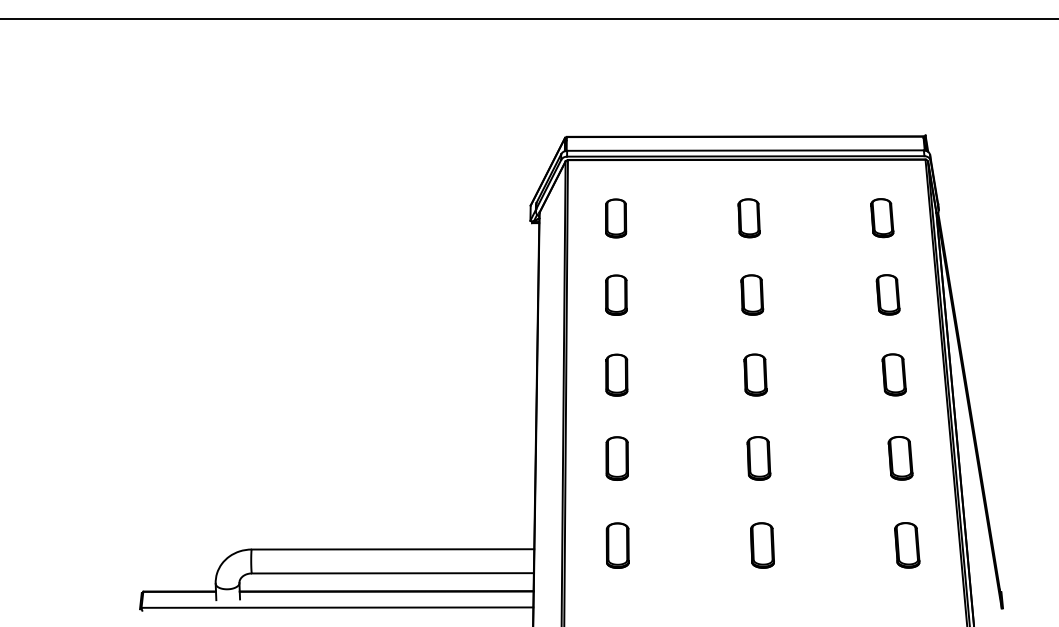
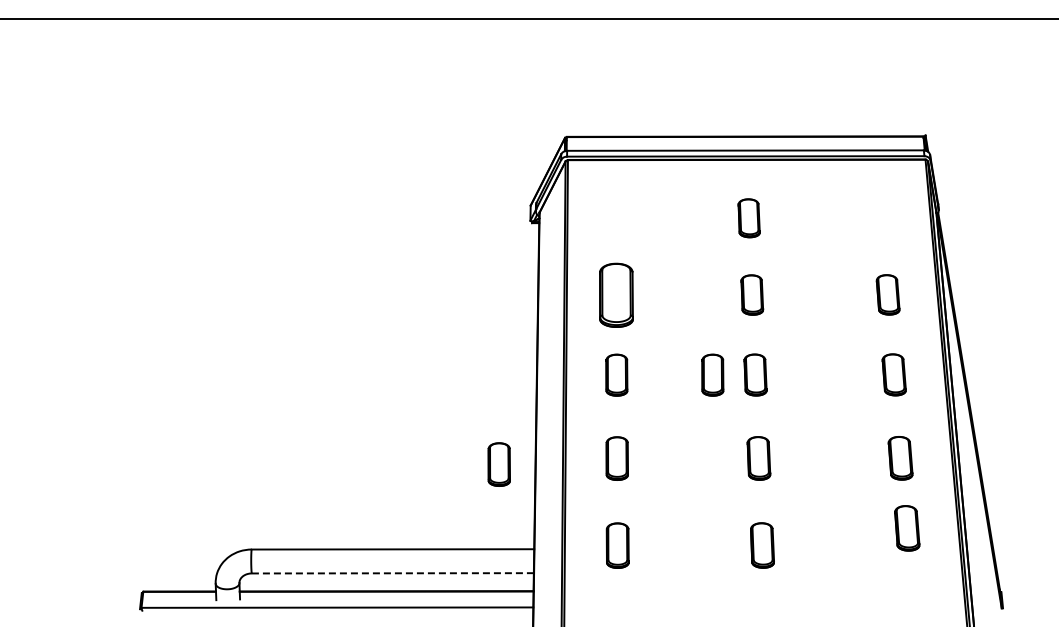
part: present -> none (616, 218)
part: present -> none (882, 218)
part size: 23x42 px -> 35x66 px (616, 294)
part: none -> present (712, 374)
part: none -> present (498, 464)
part position: (907, 545) -> (907, 528) (907, 528)
line: solid -> dashed (392, 573)
